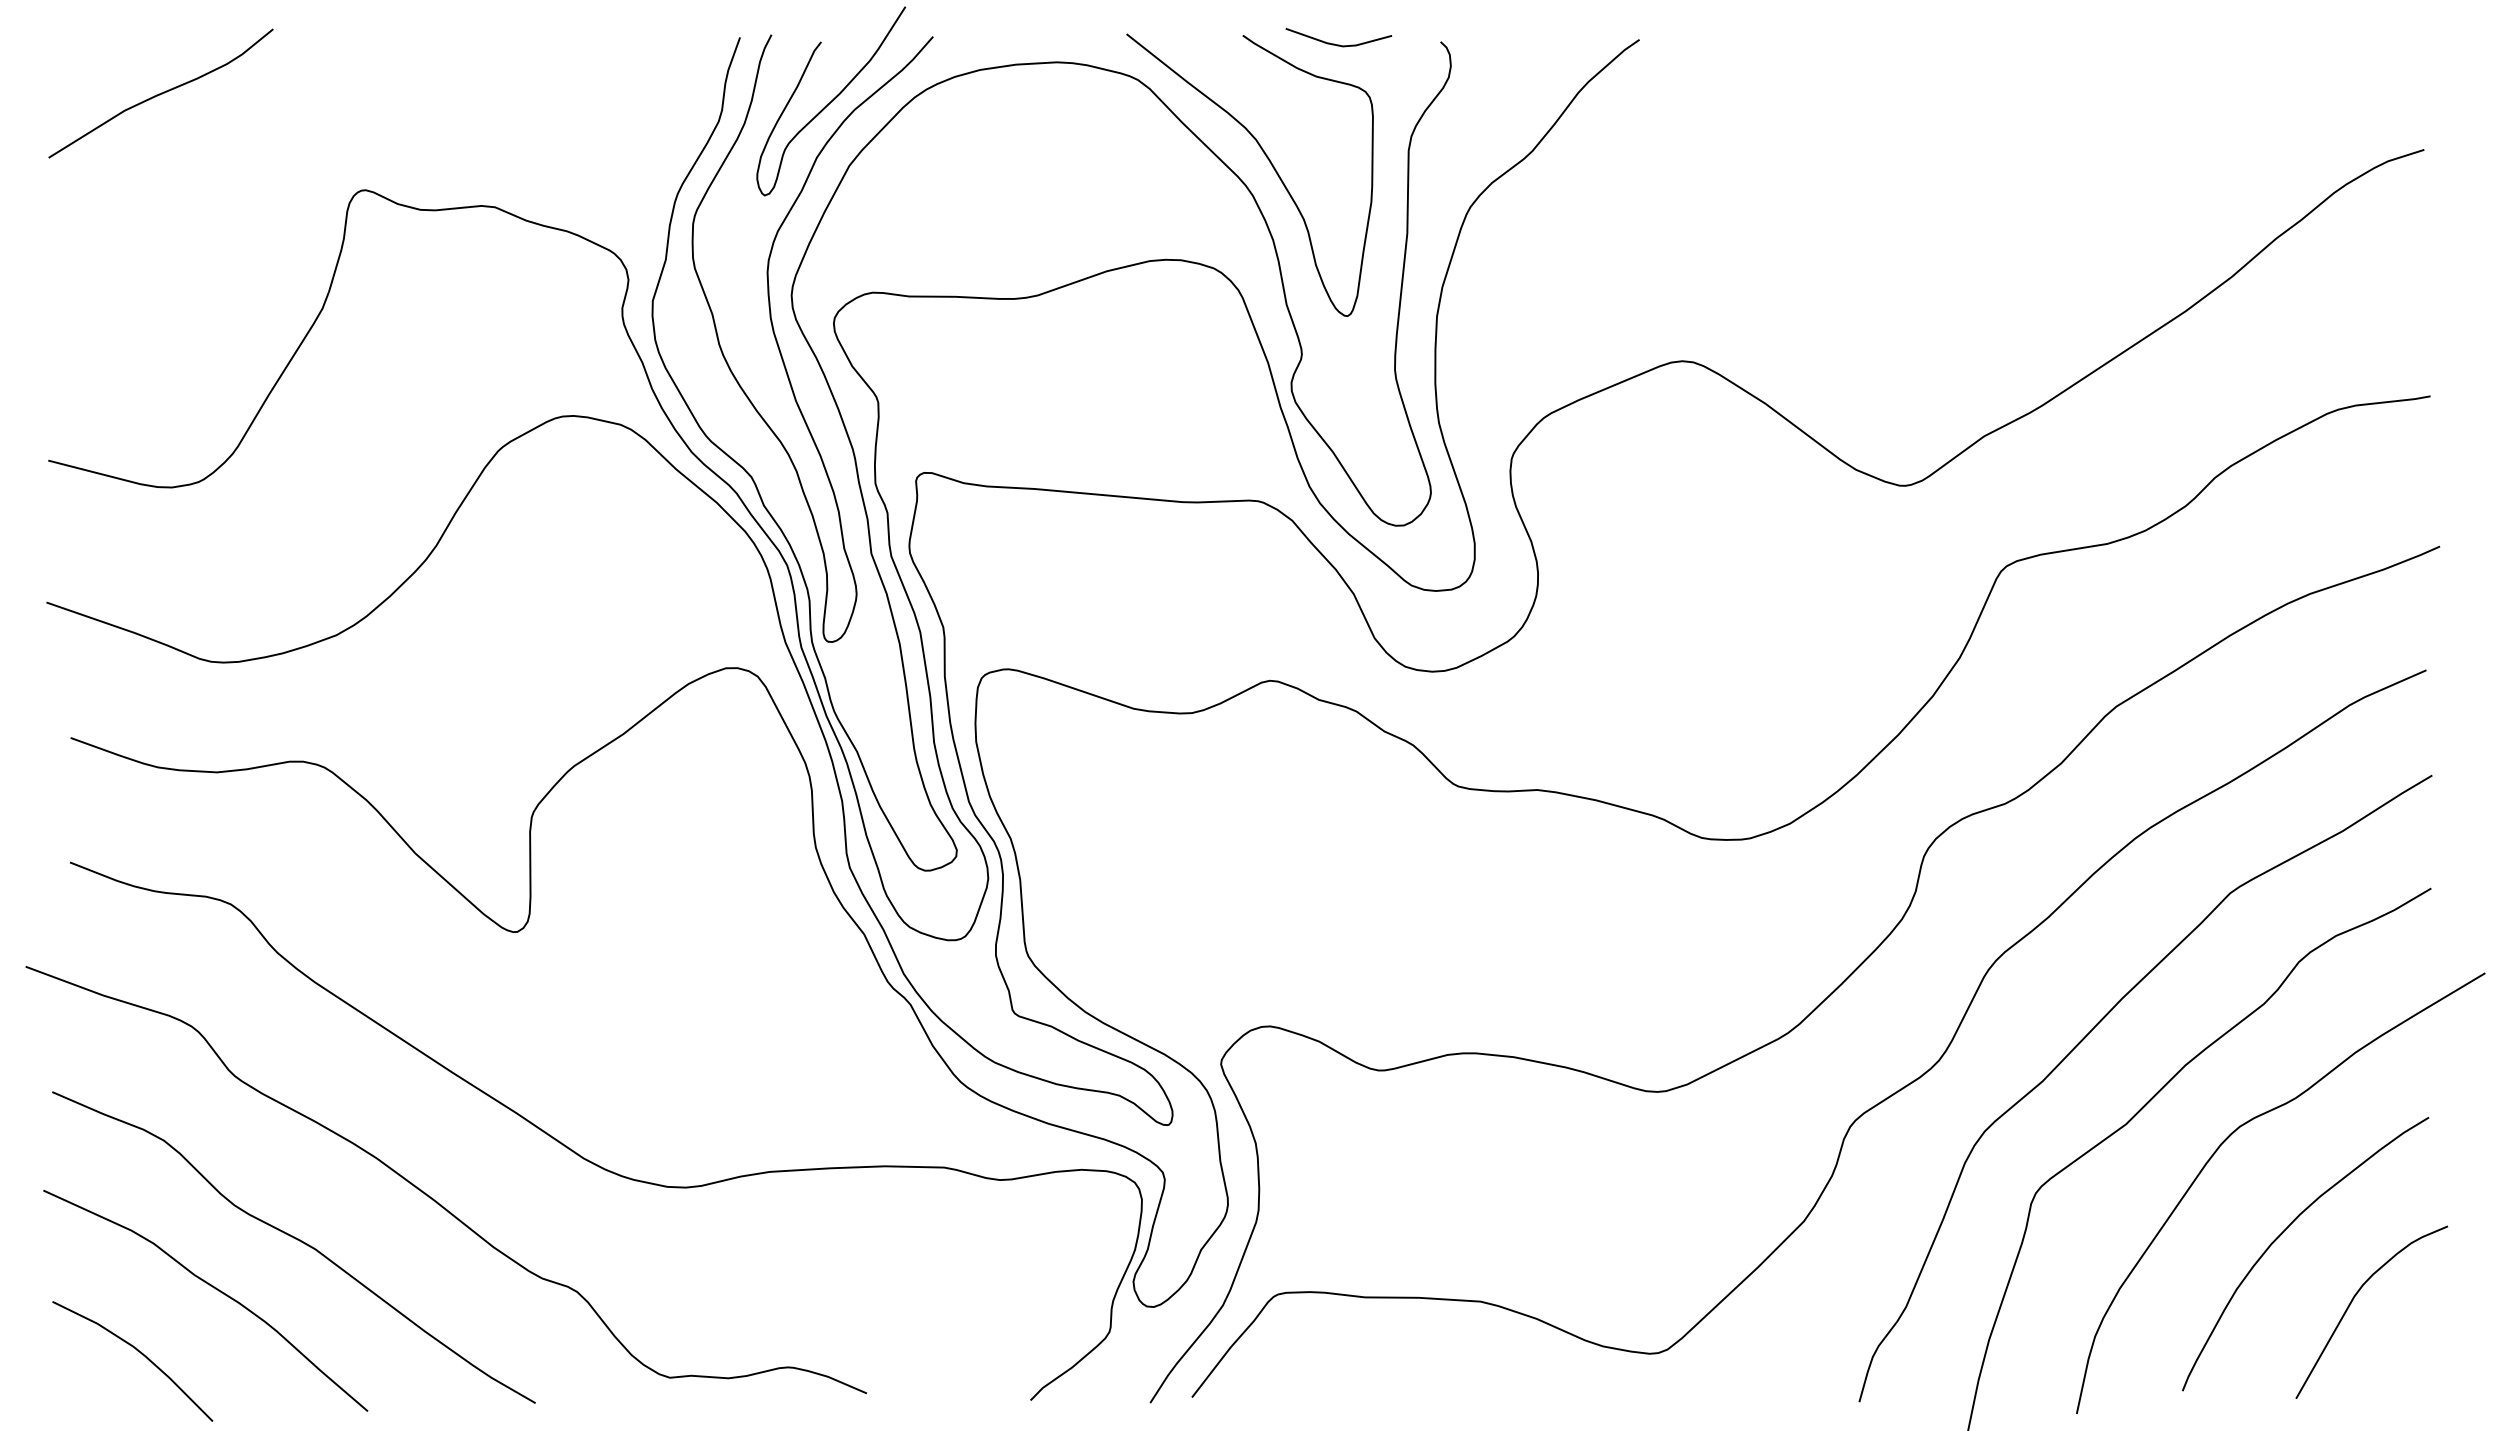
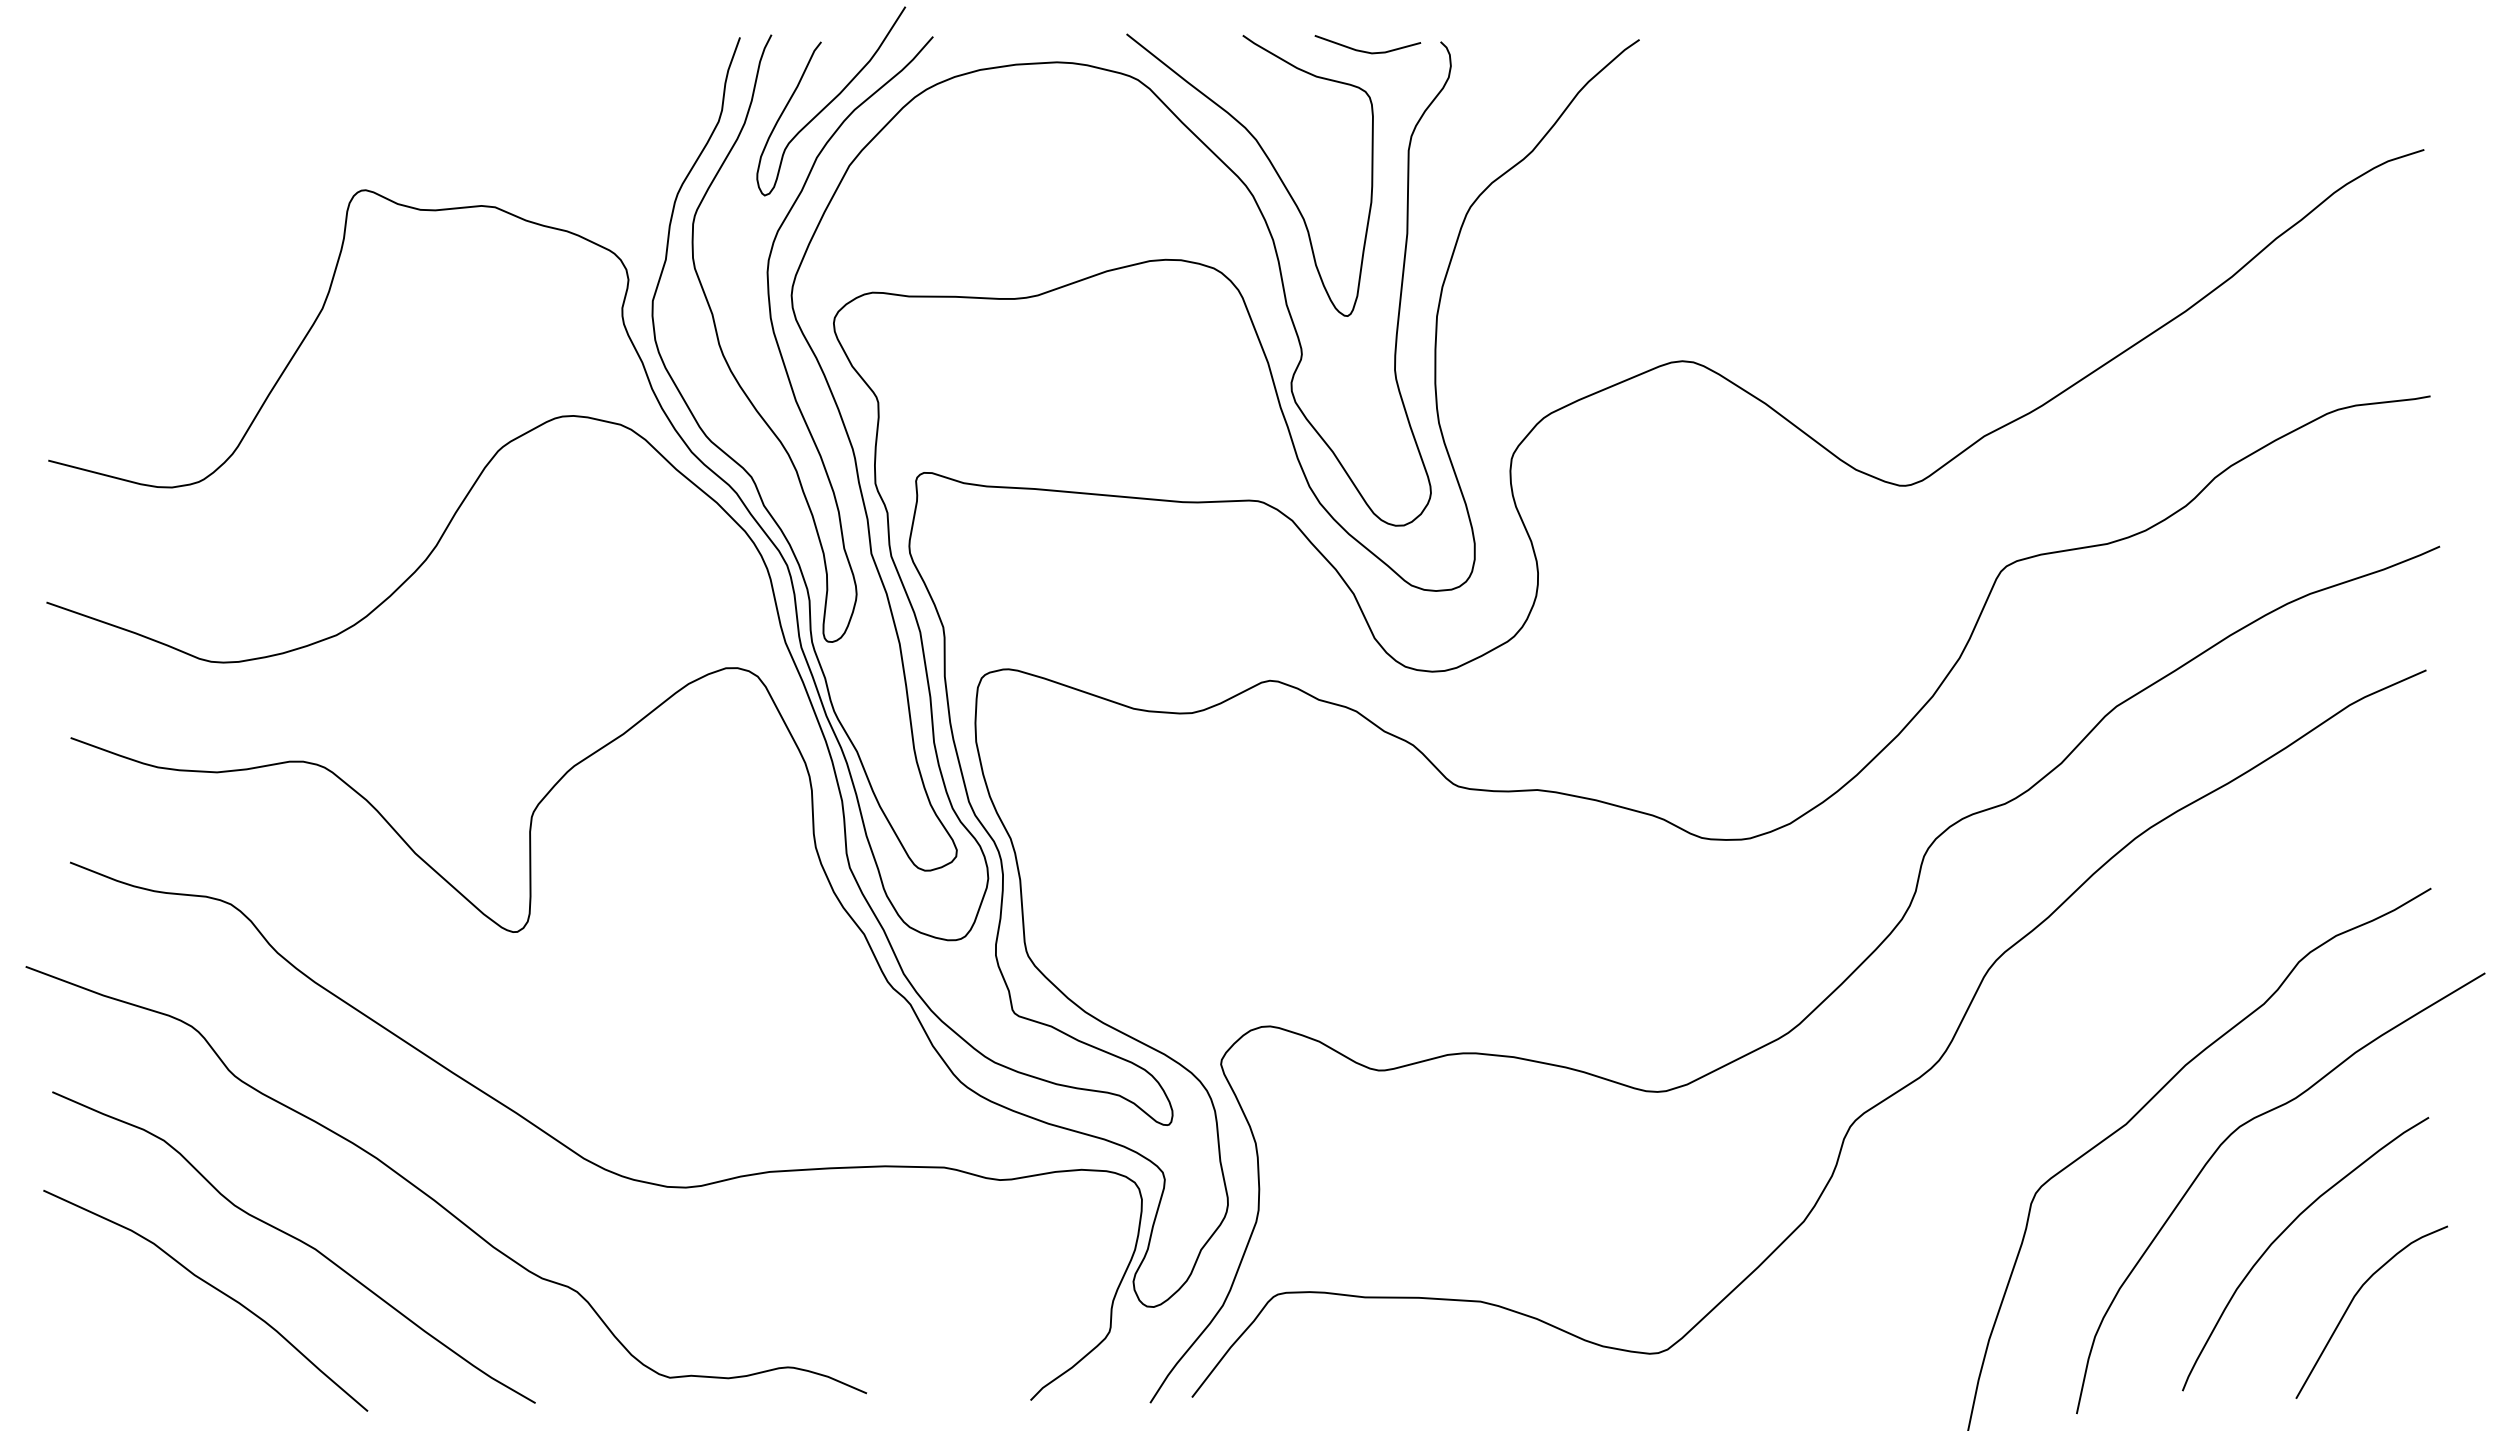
line position: (1338, 44) -> (1367, 51) (1367, 51)
curve: present -> none (160, 93)
curve: present -> none (2089, 1034)
curve: present -> none (137, 1351)
